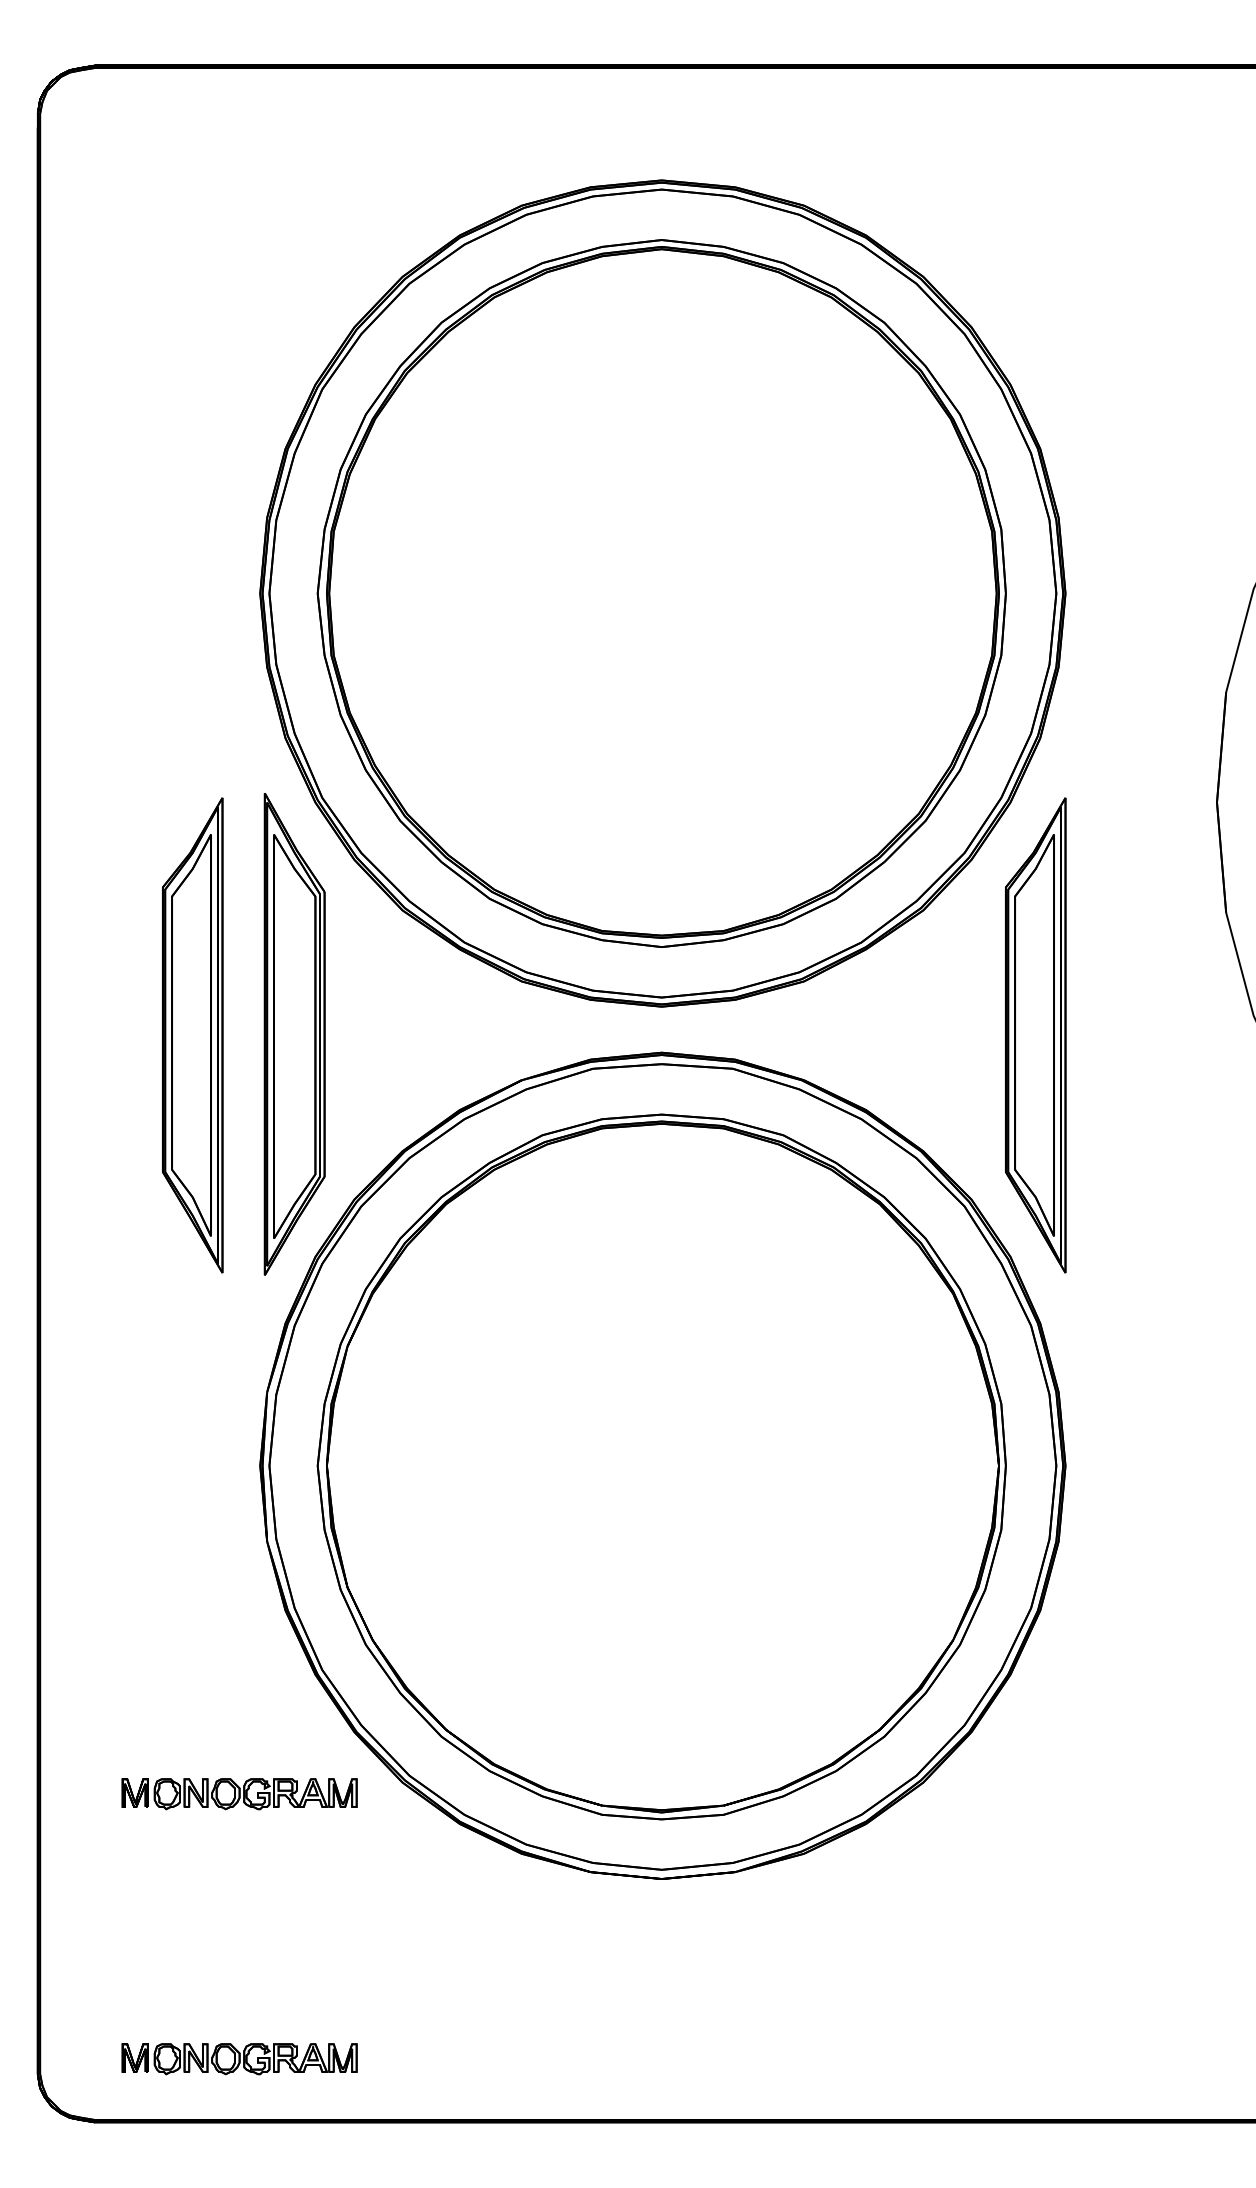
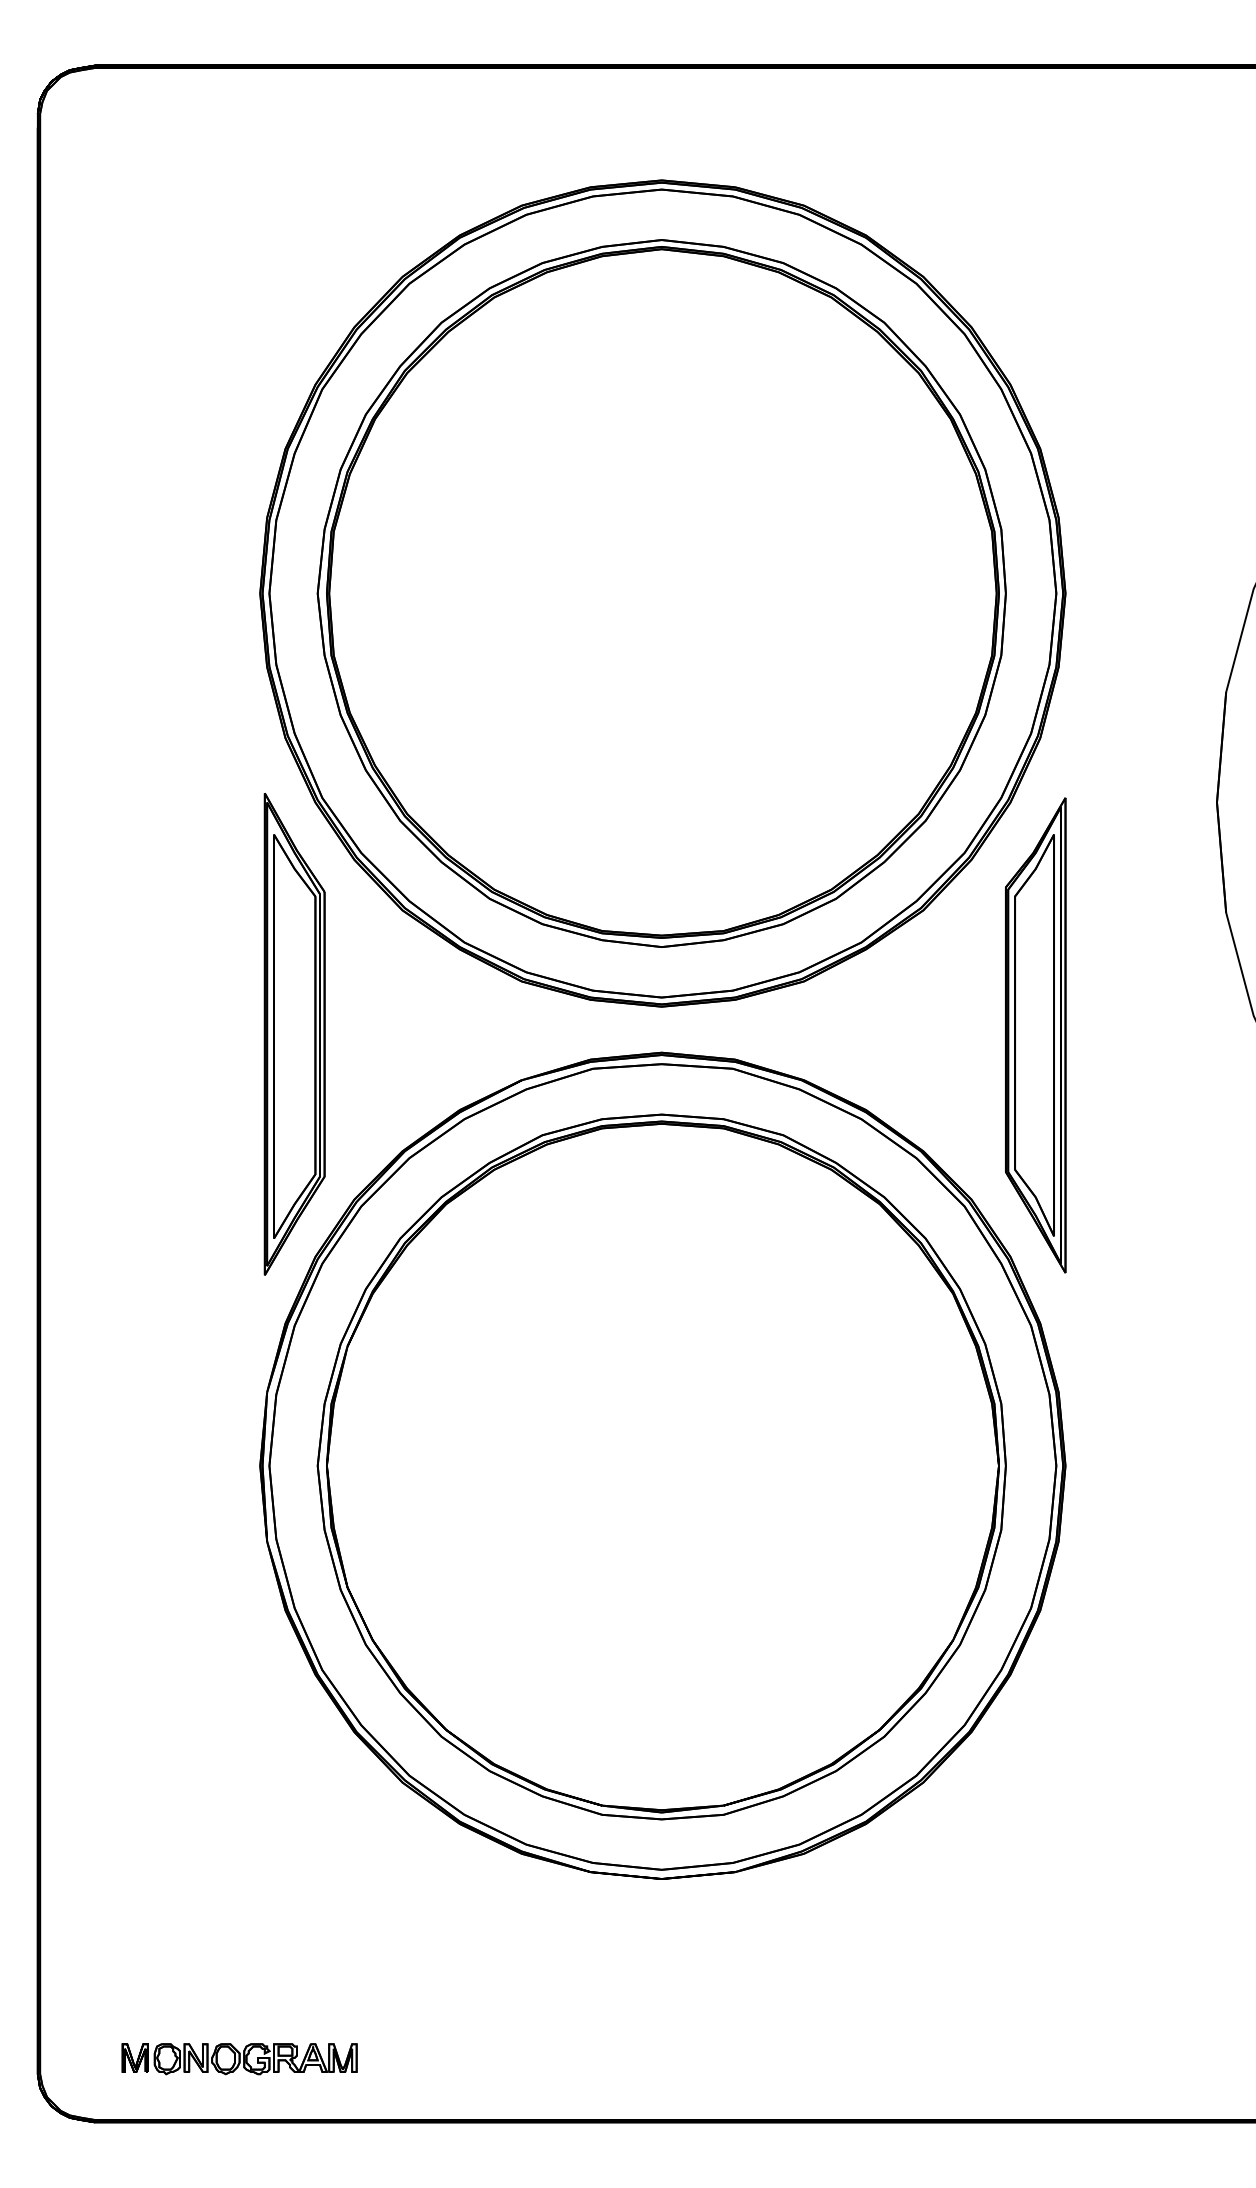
part: present -> none (192, 1035)
part: present -> none (239, 1794)
